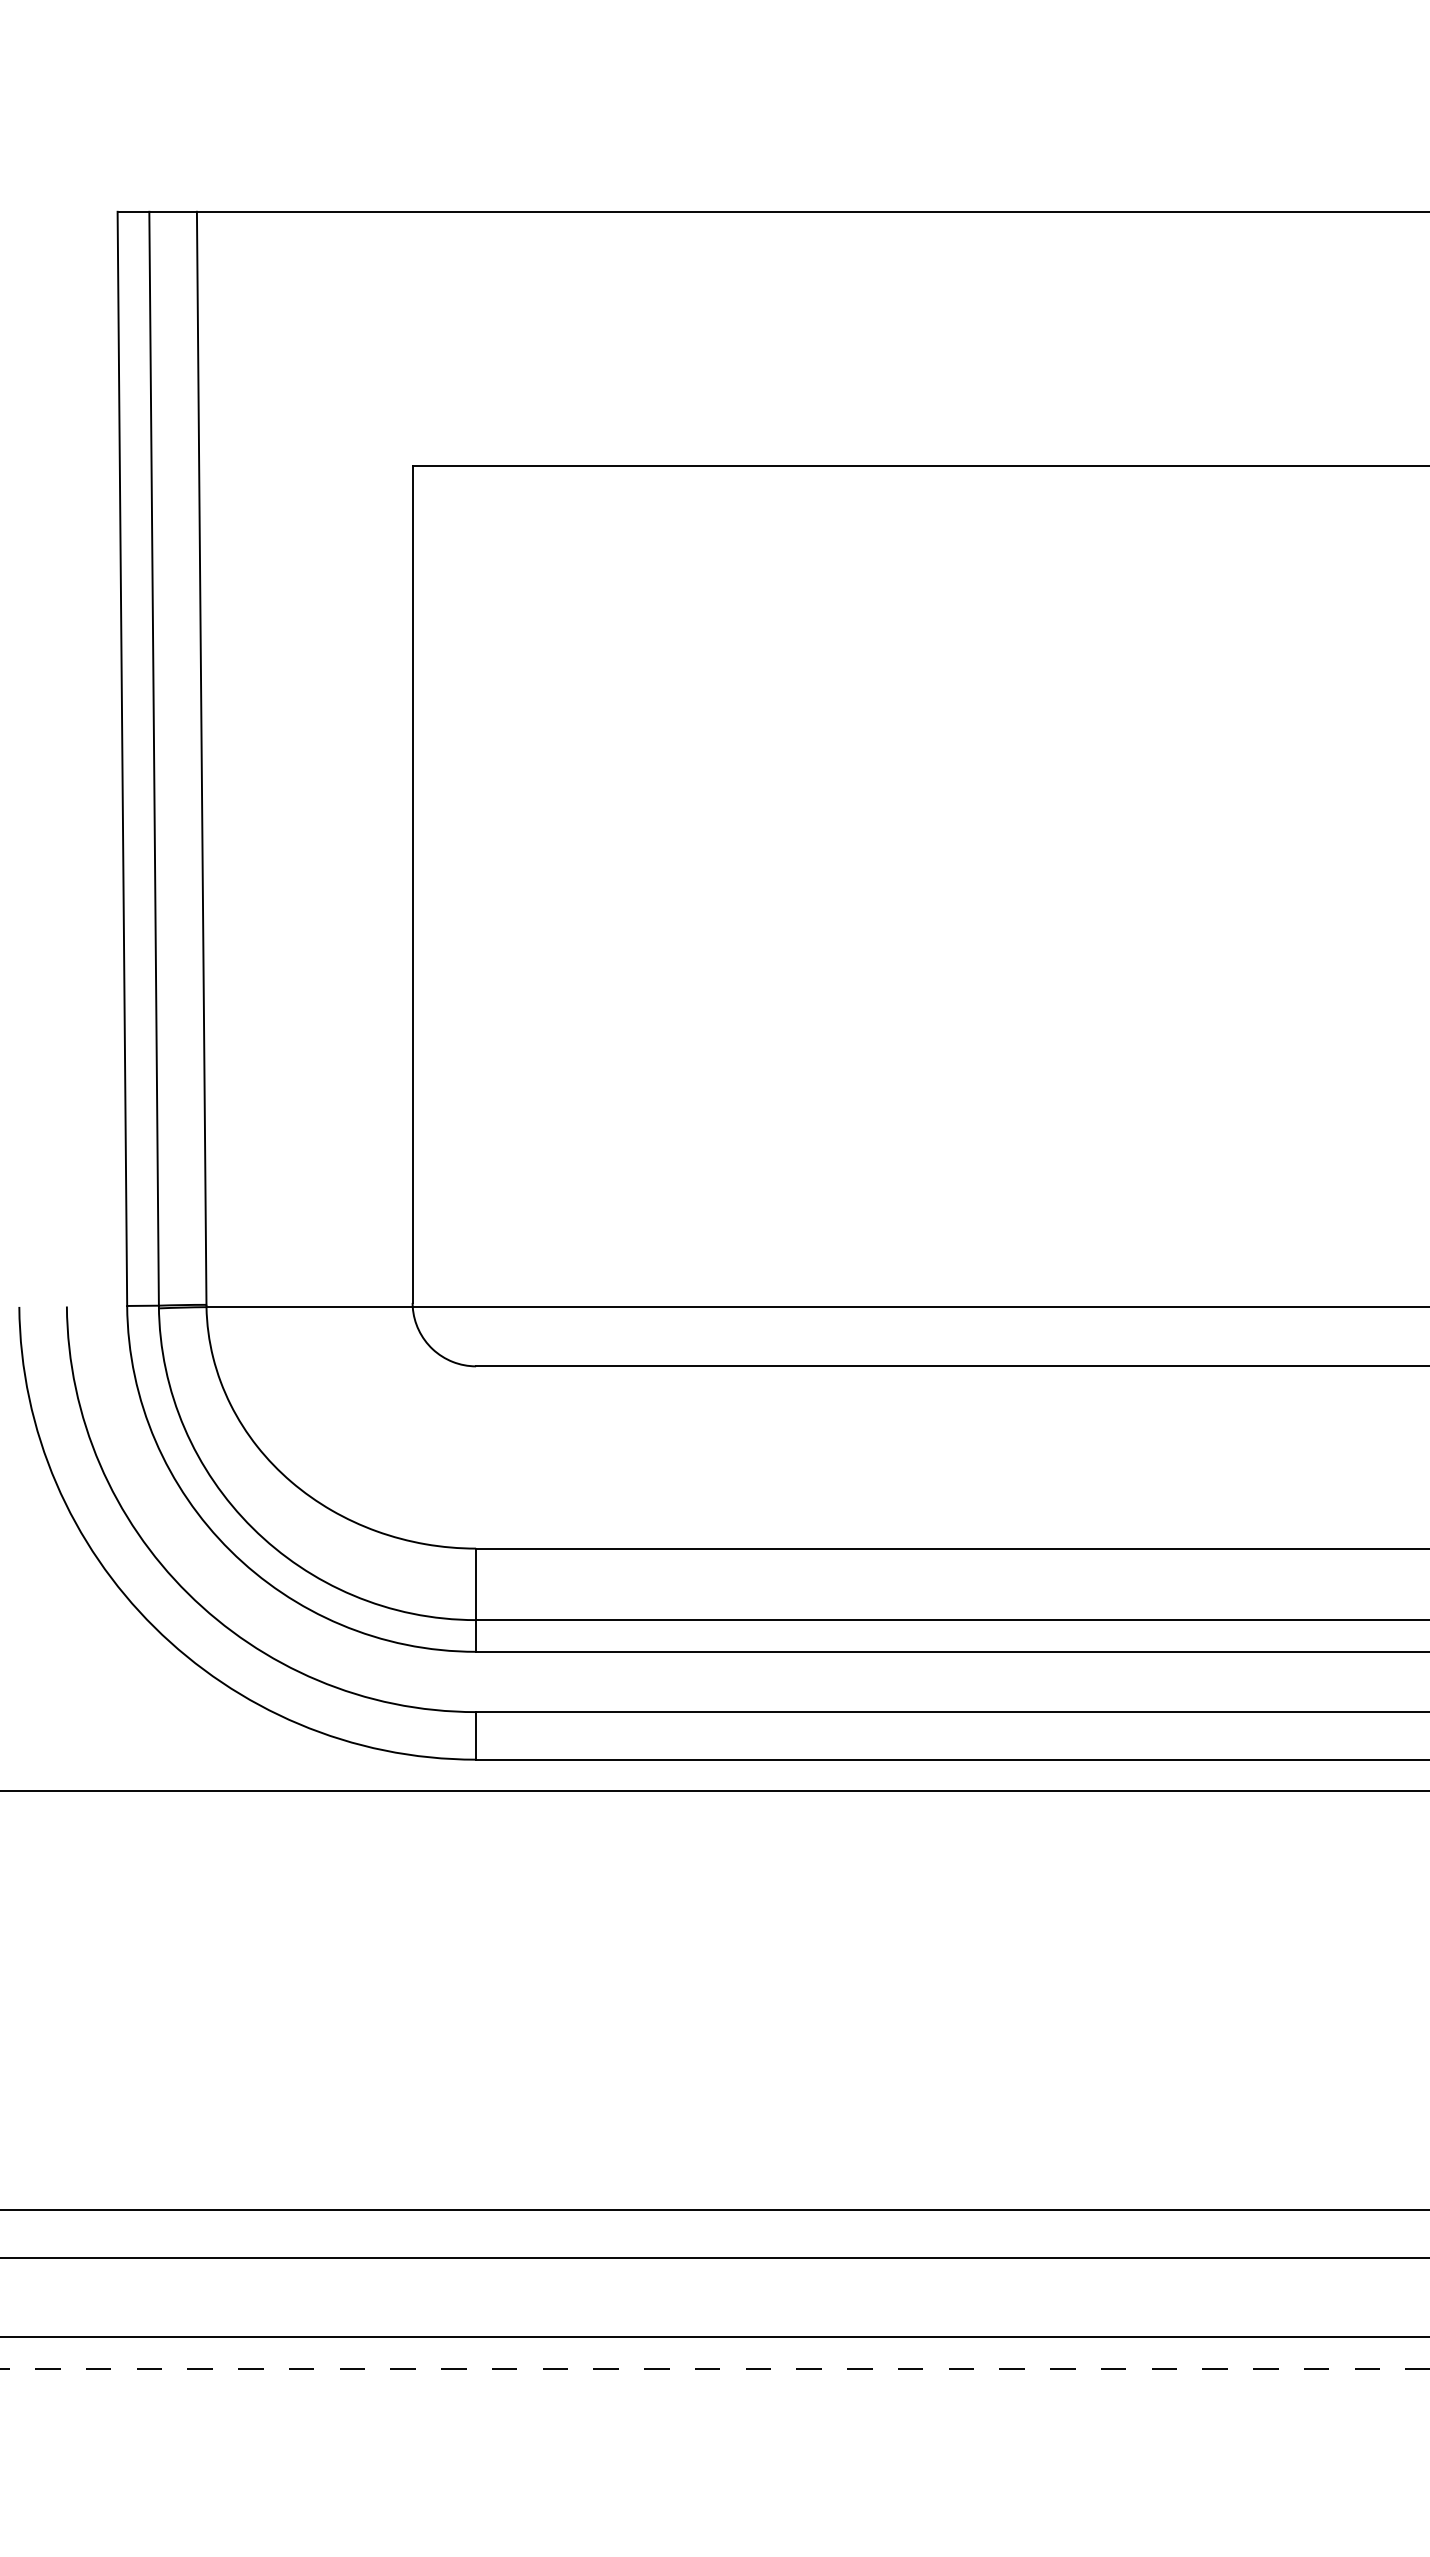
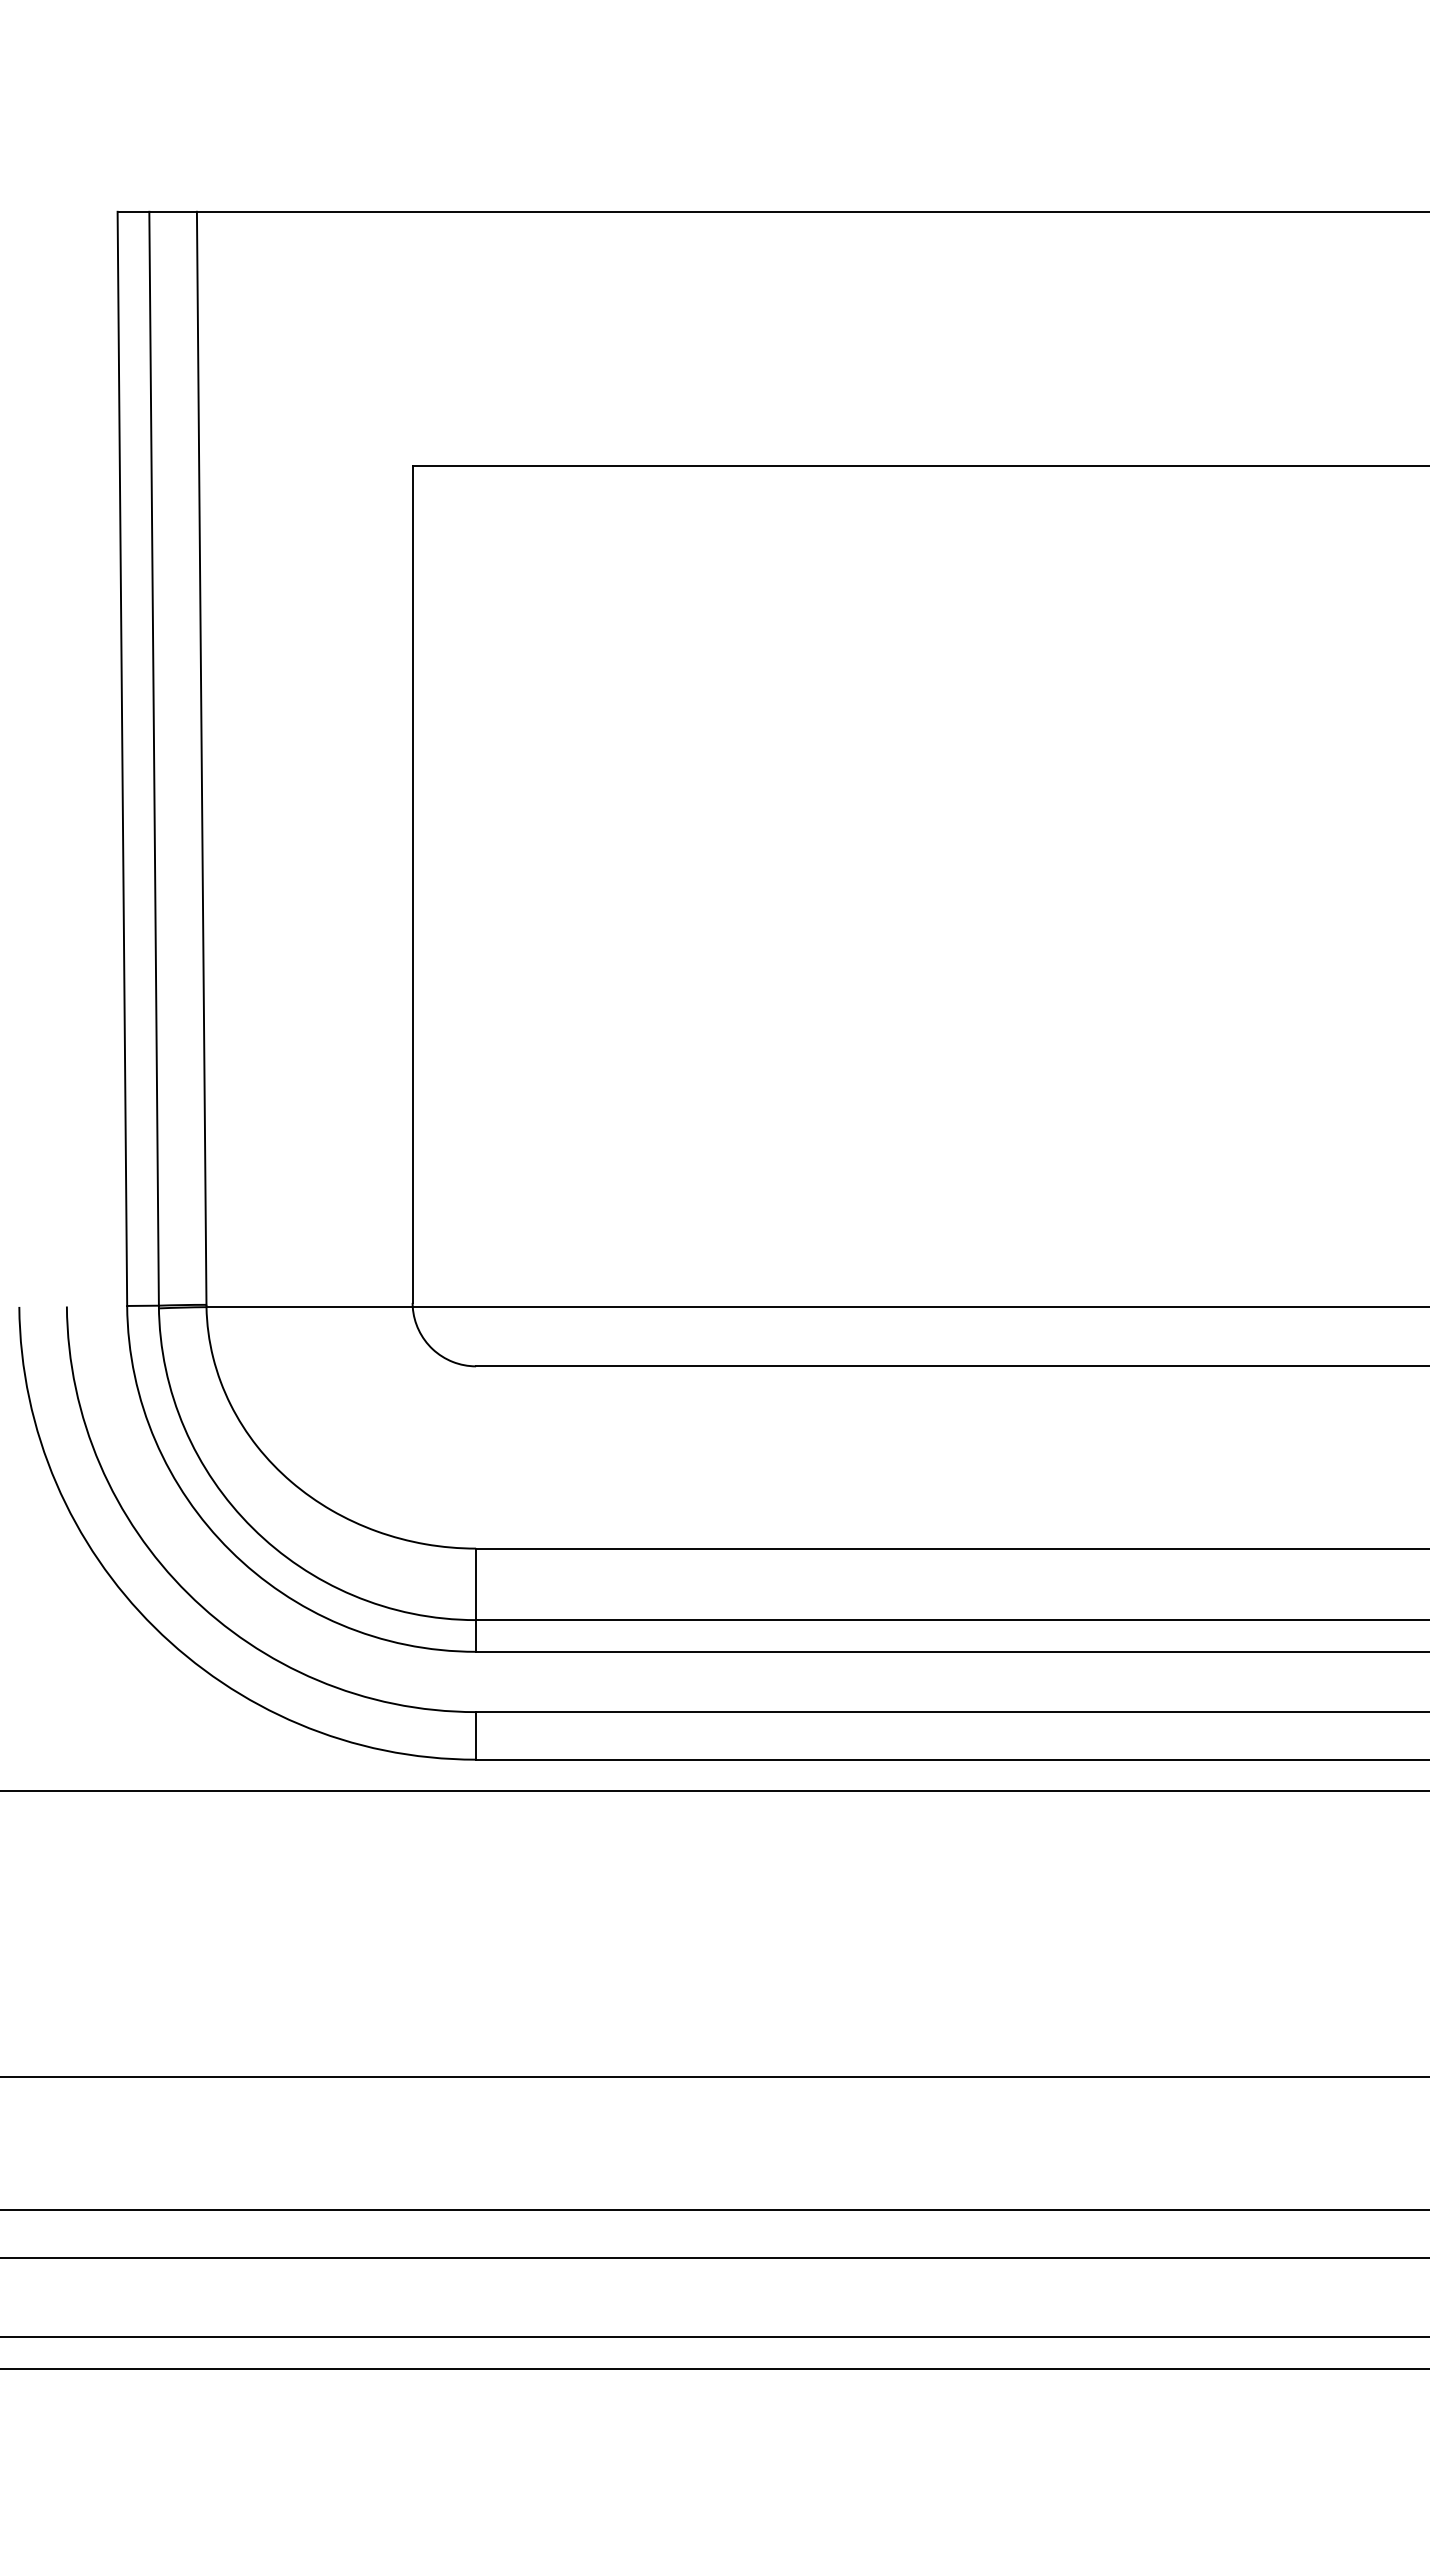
line: none -> present (714, 2076)
line: dashed -> solid (714, 2368)
